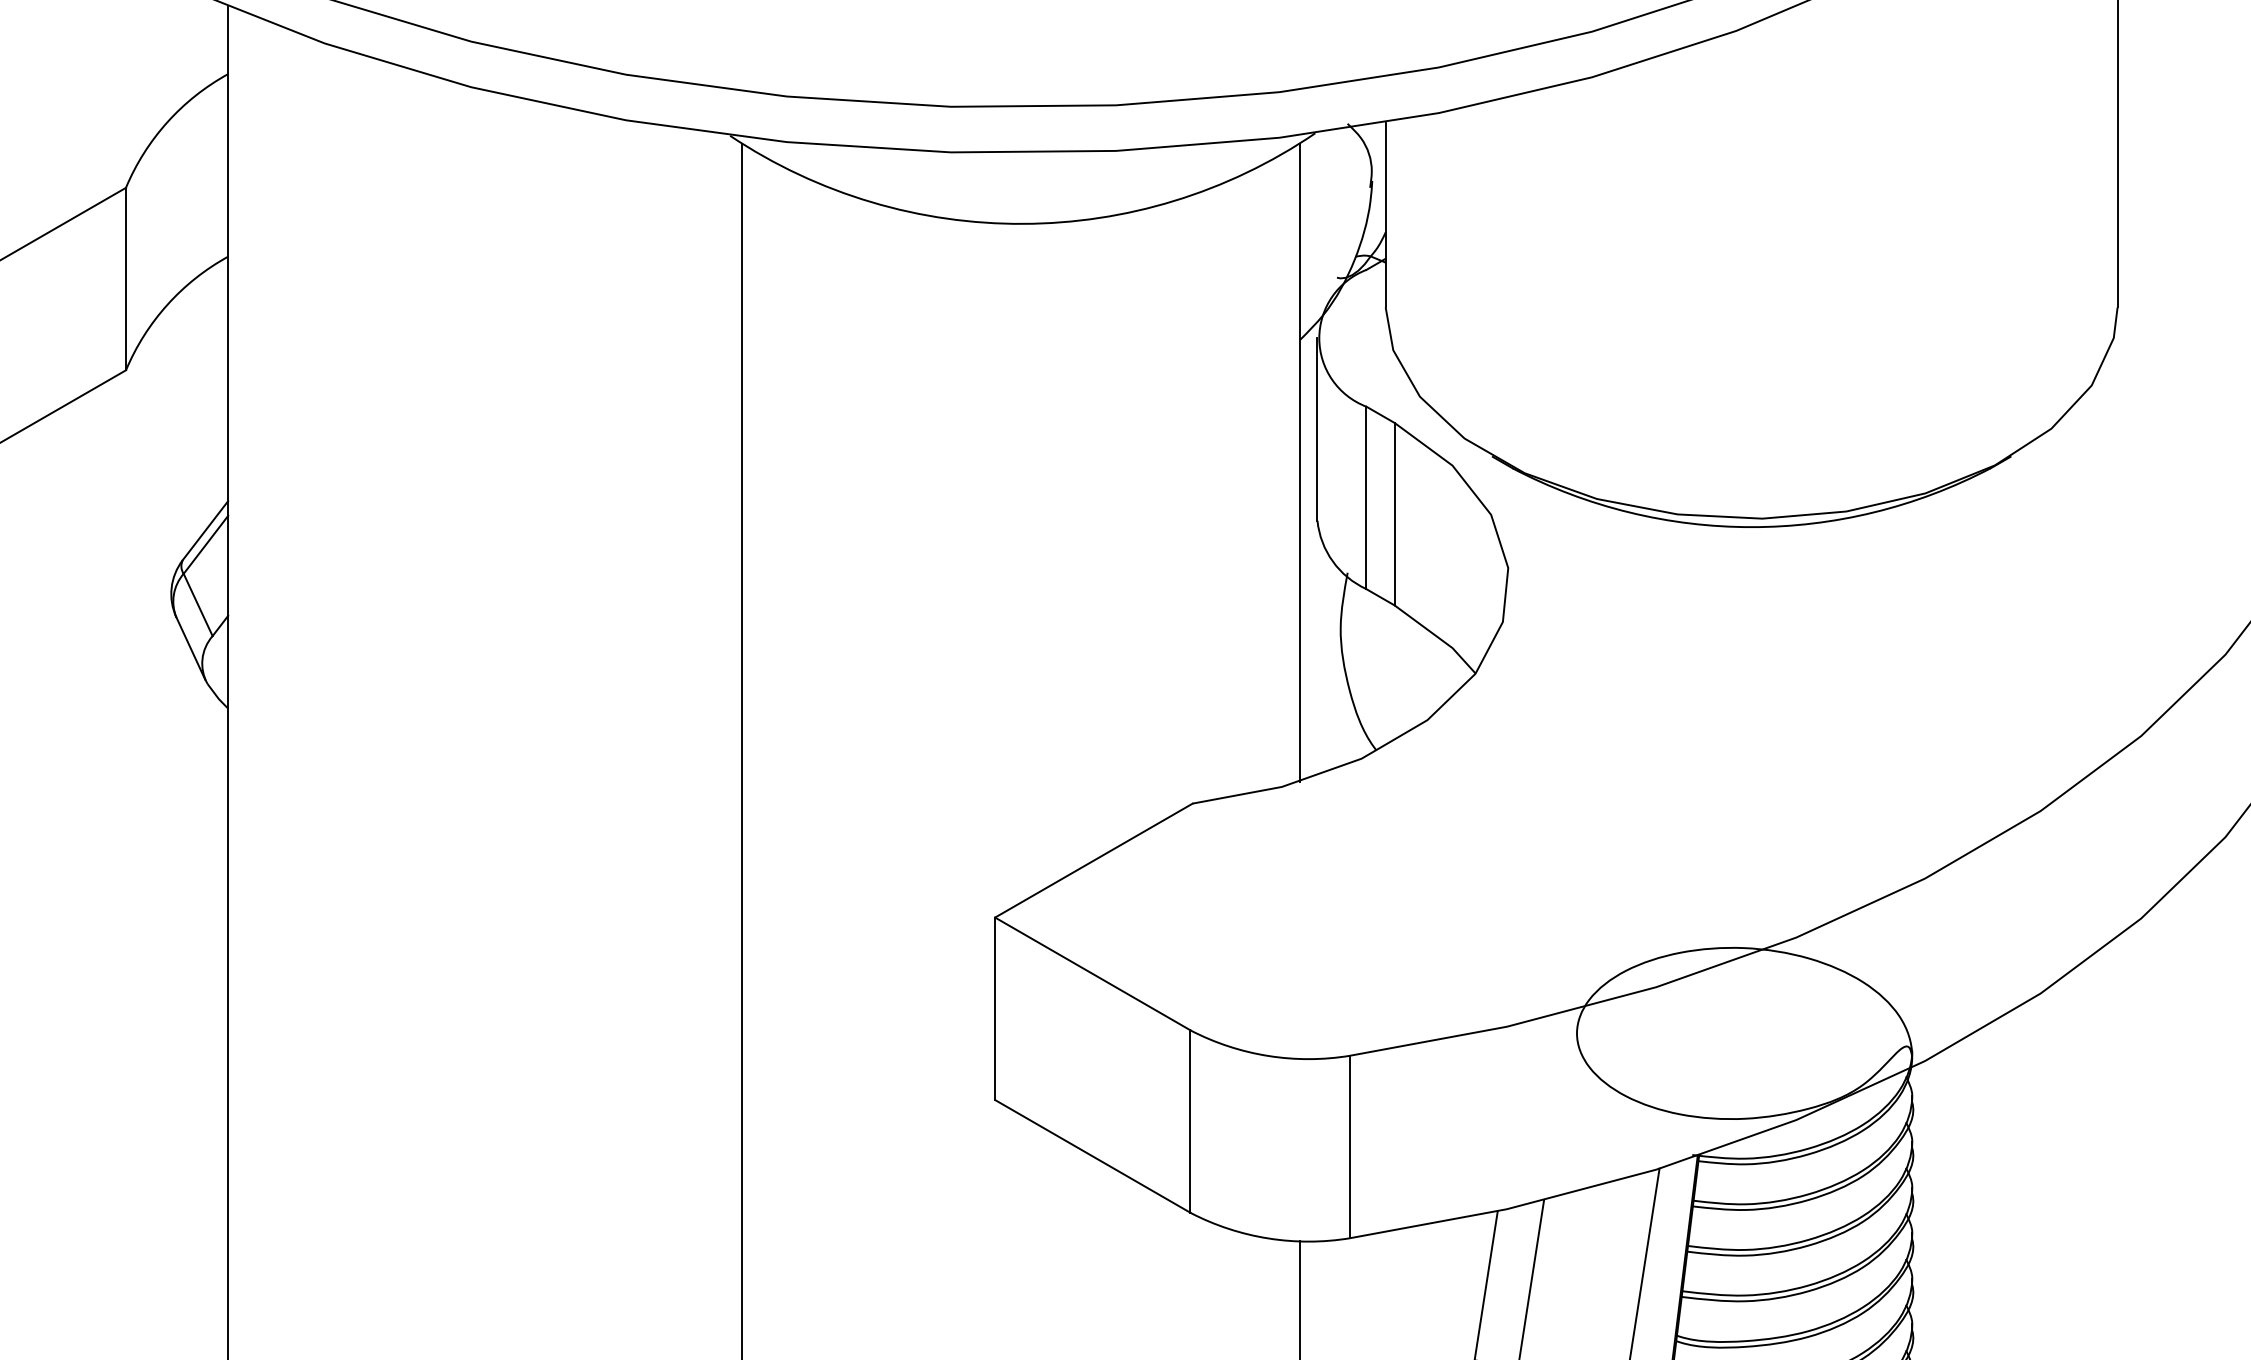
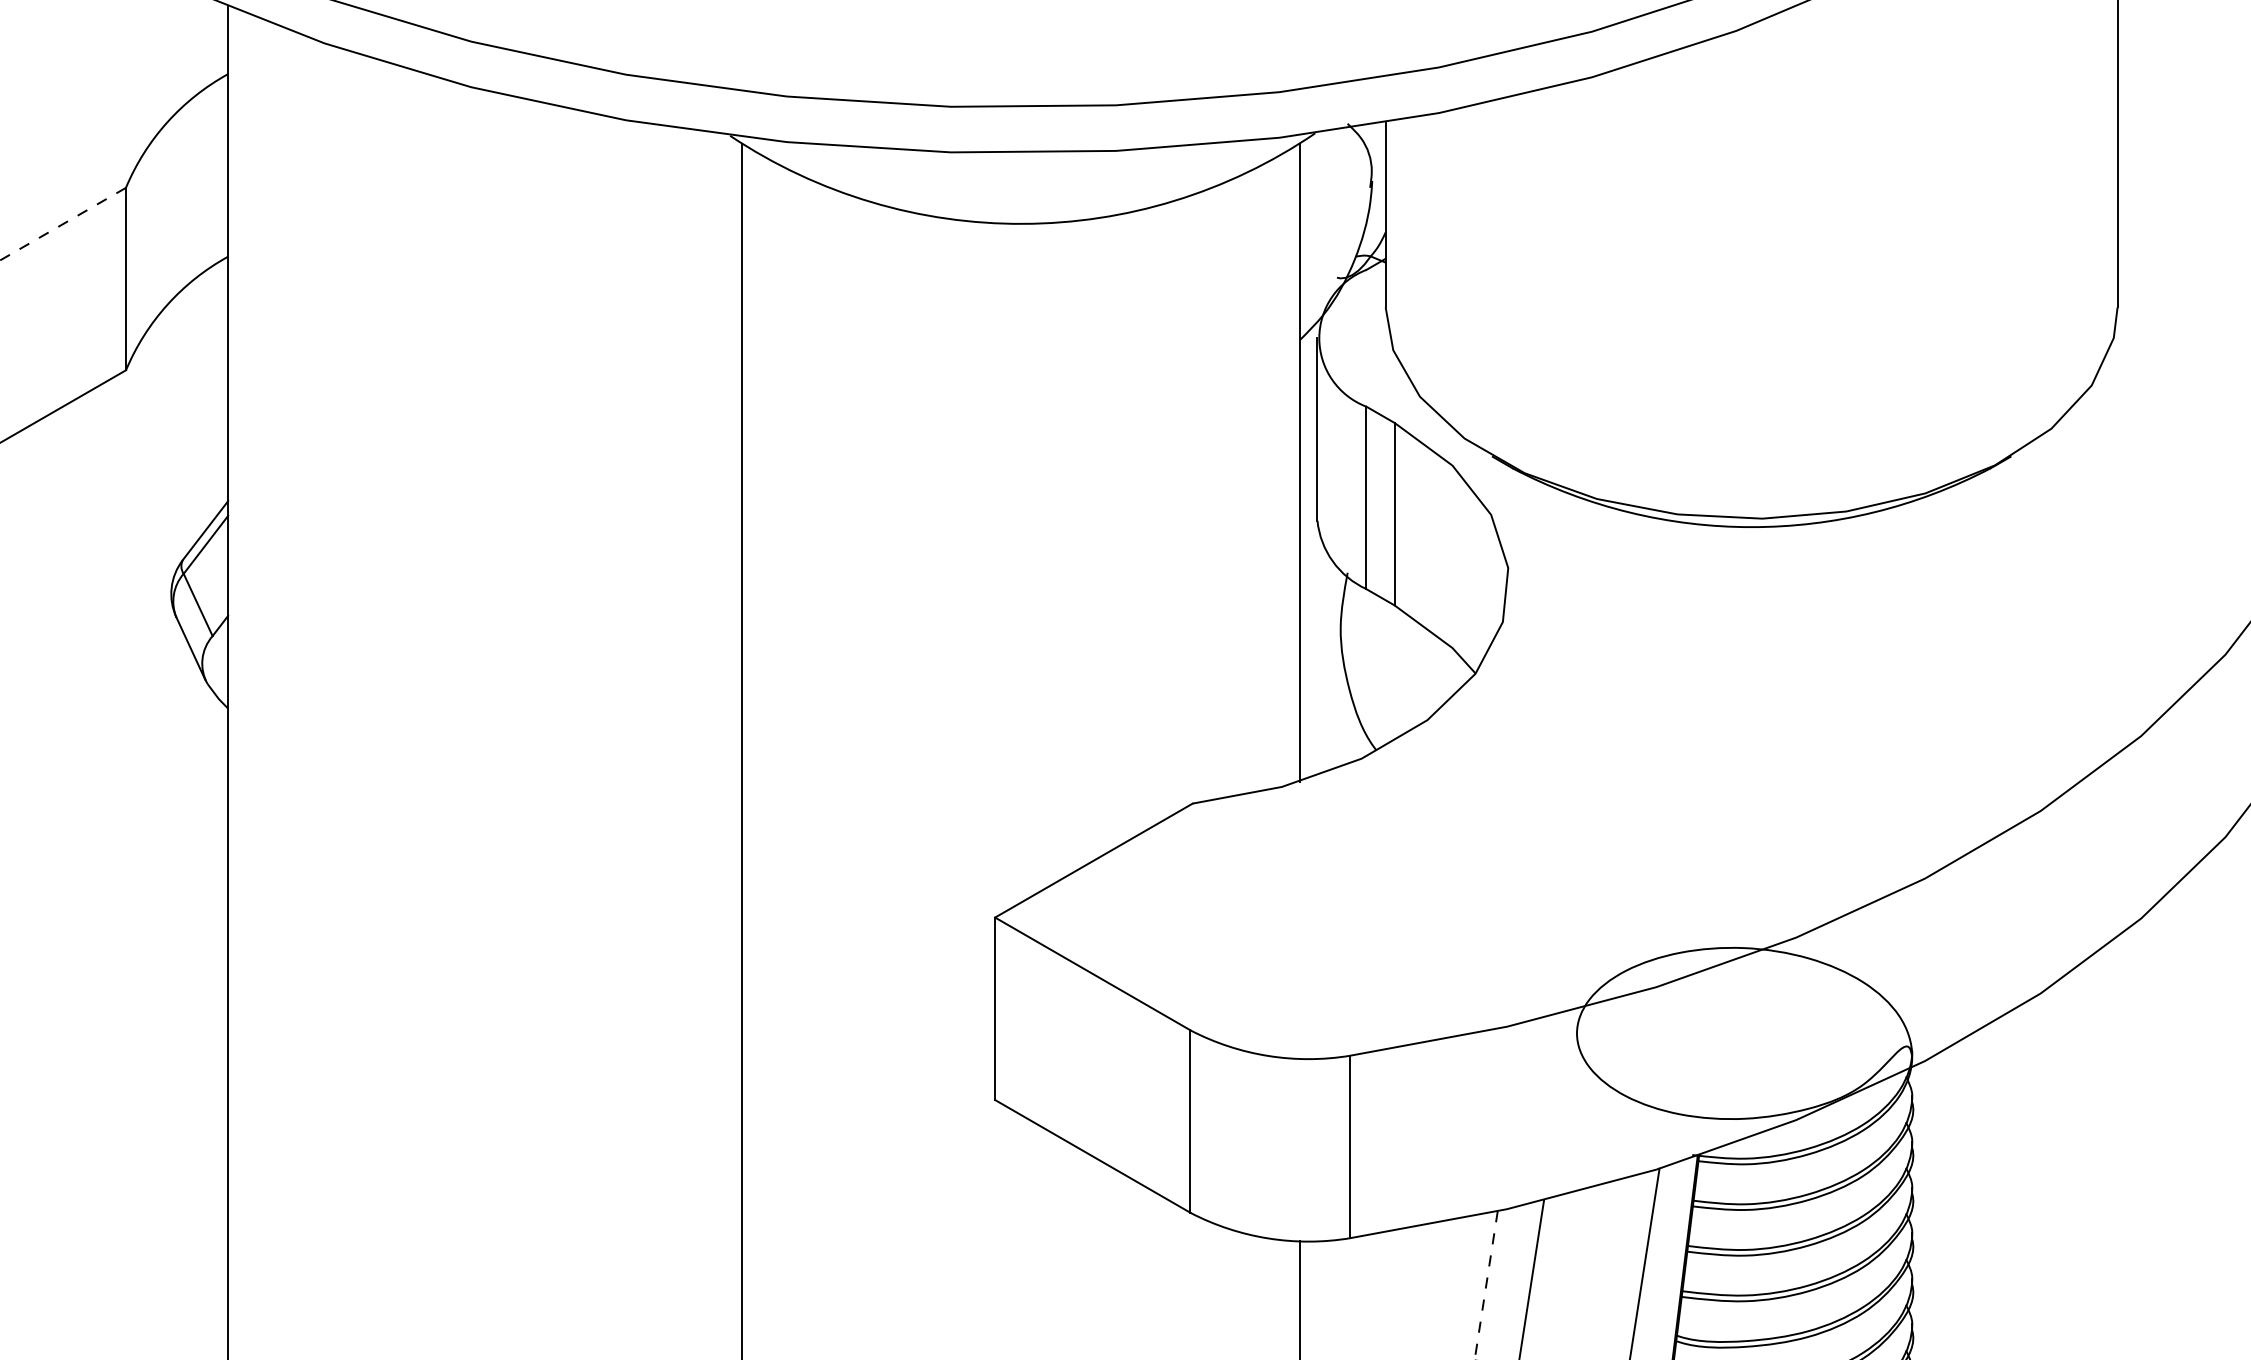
line: solid -> dashed (63, 224)
line: solid -> dashed (1486, 1285)
